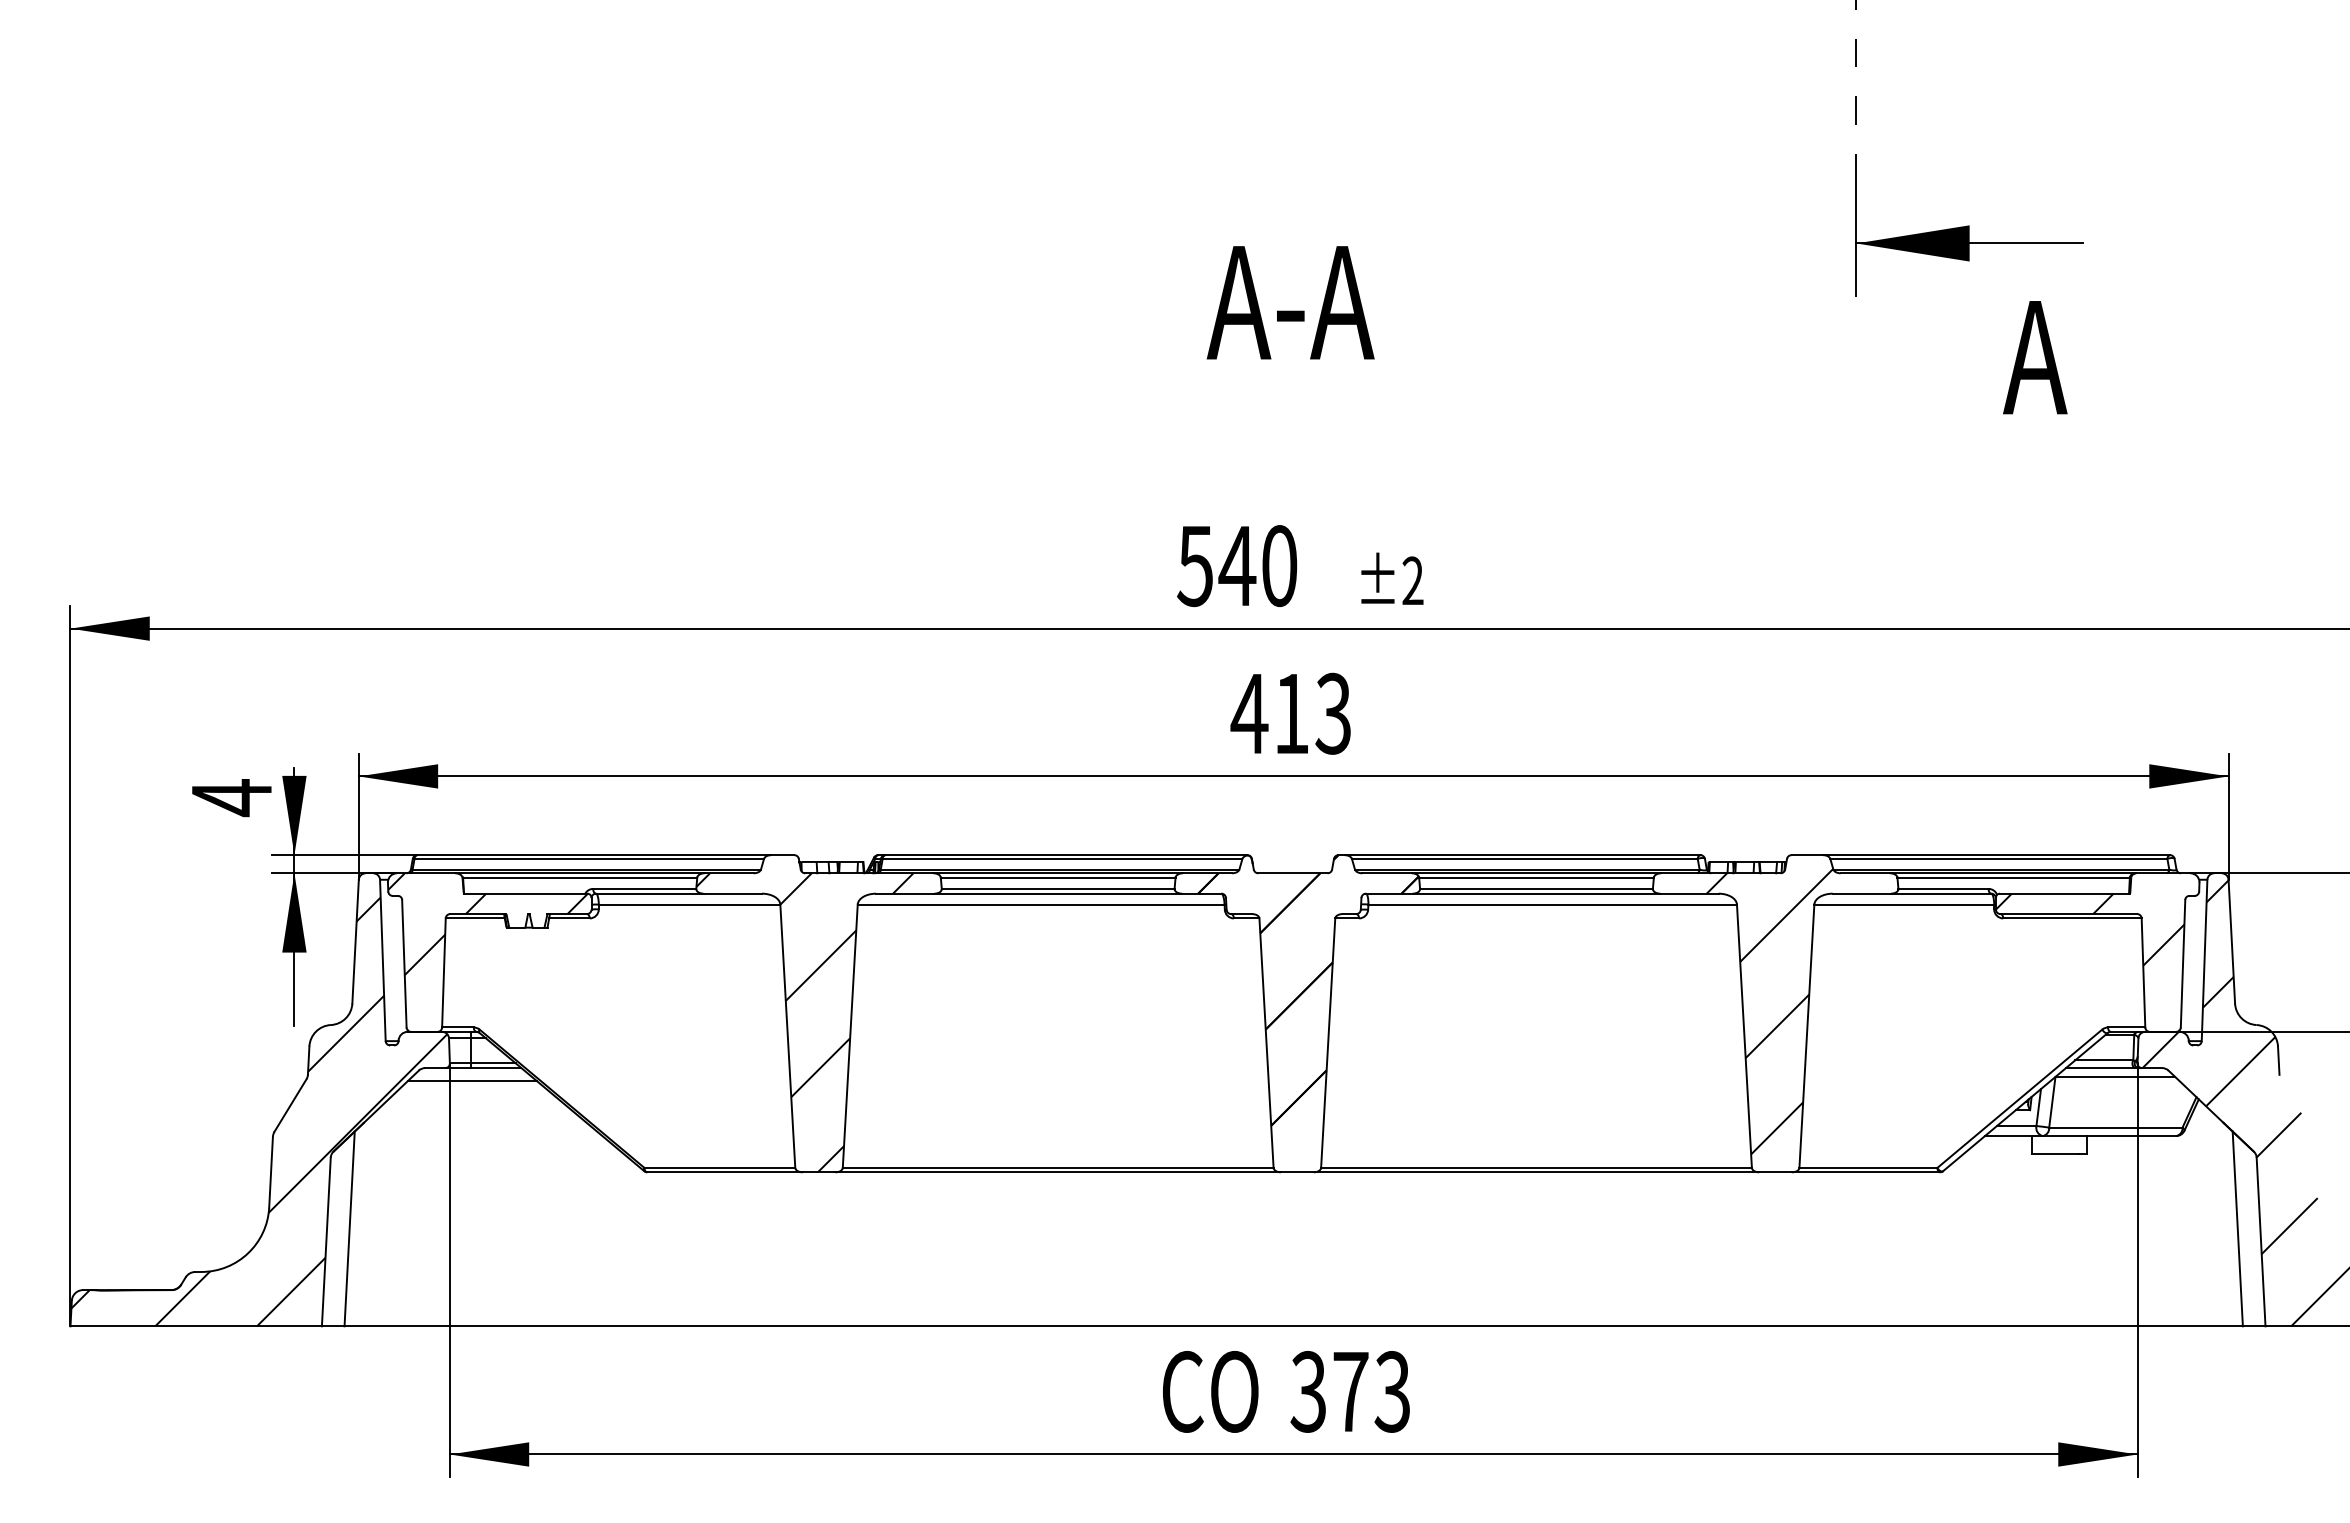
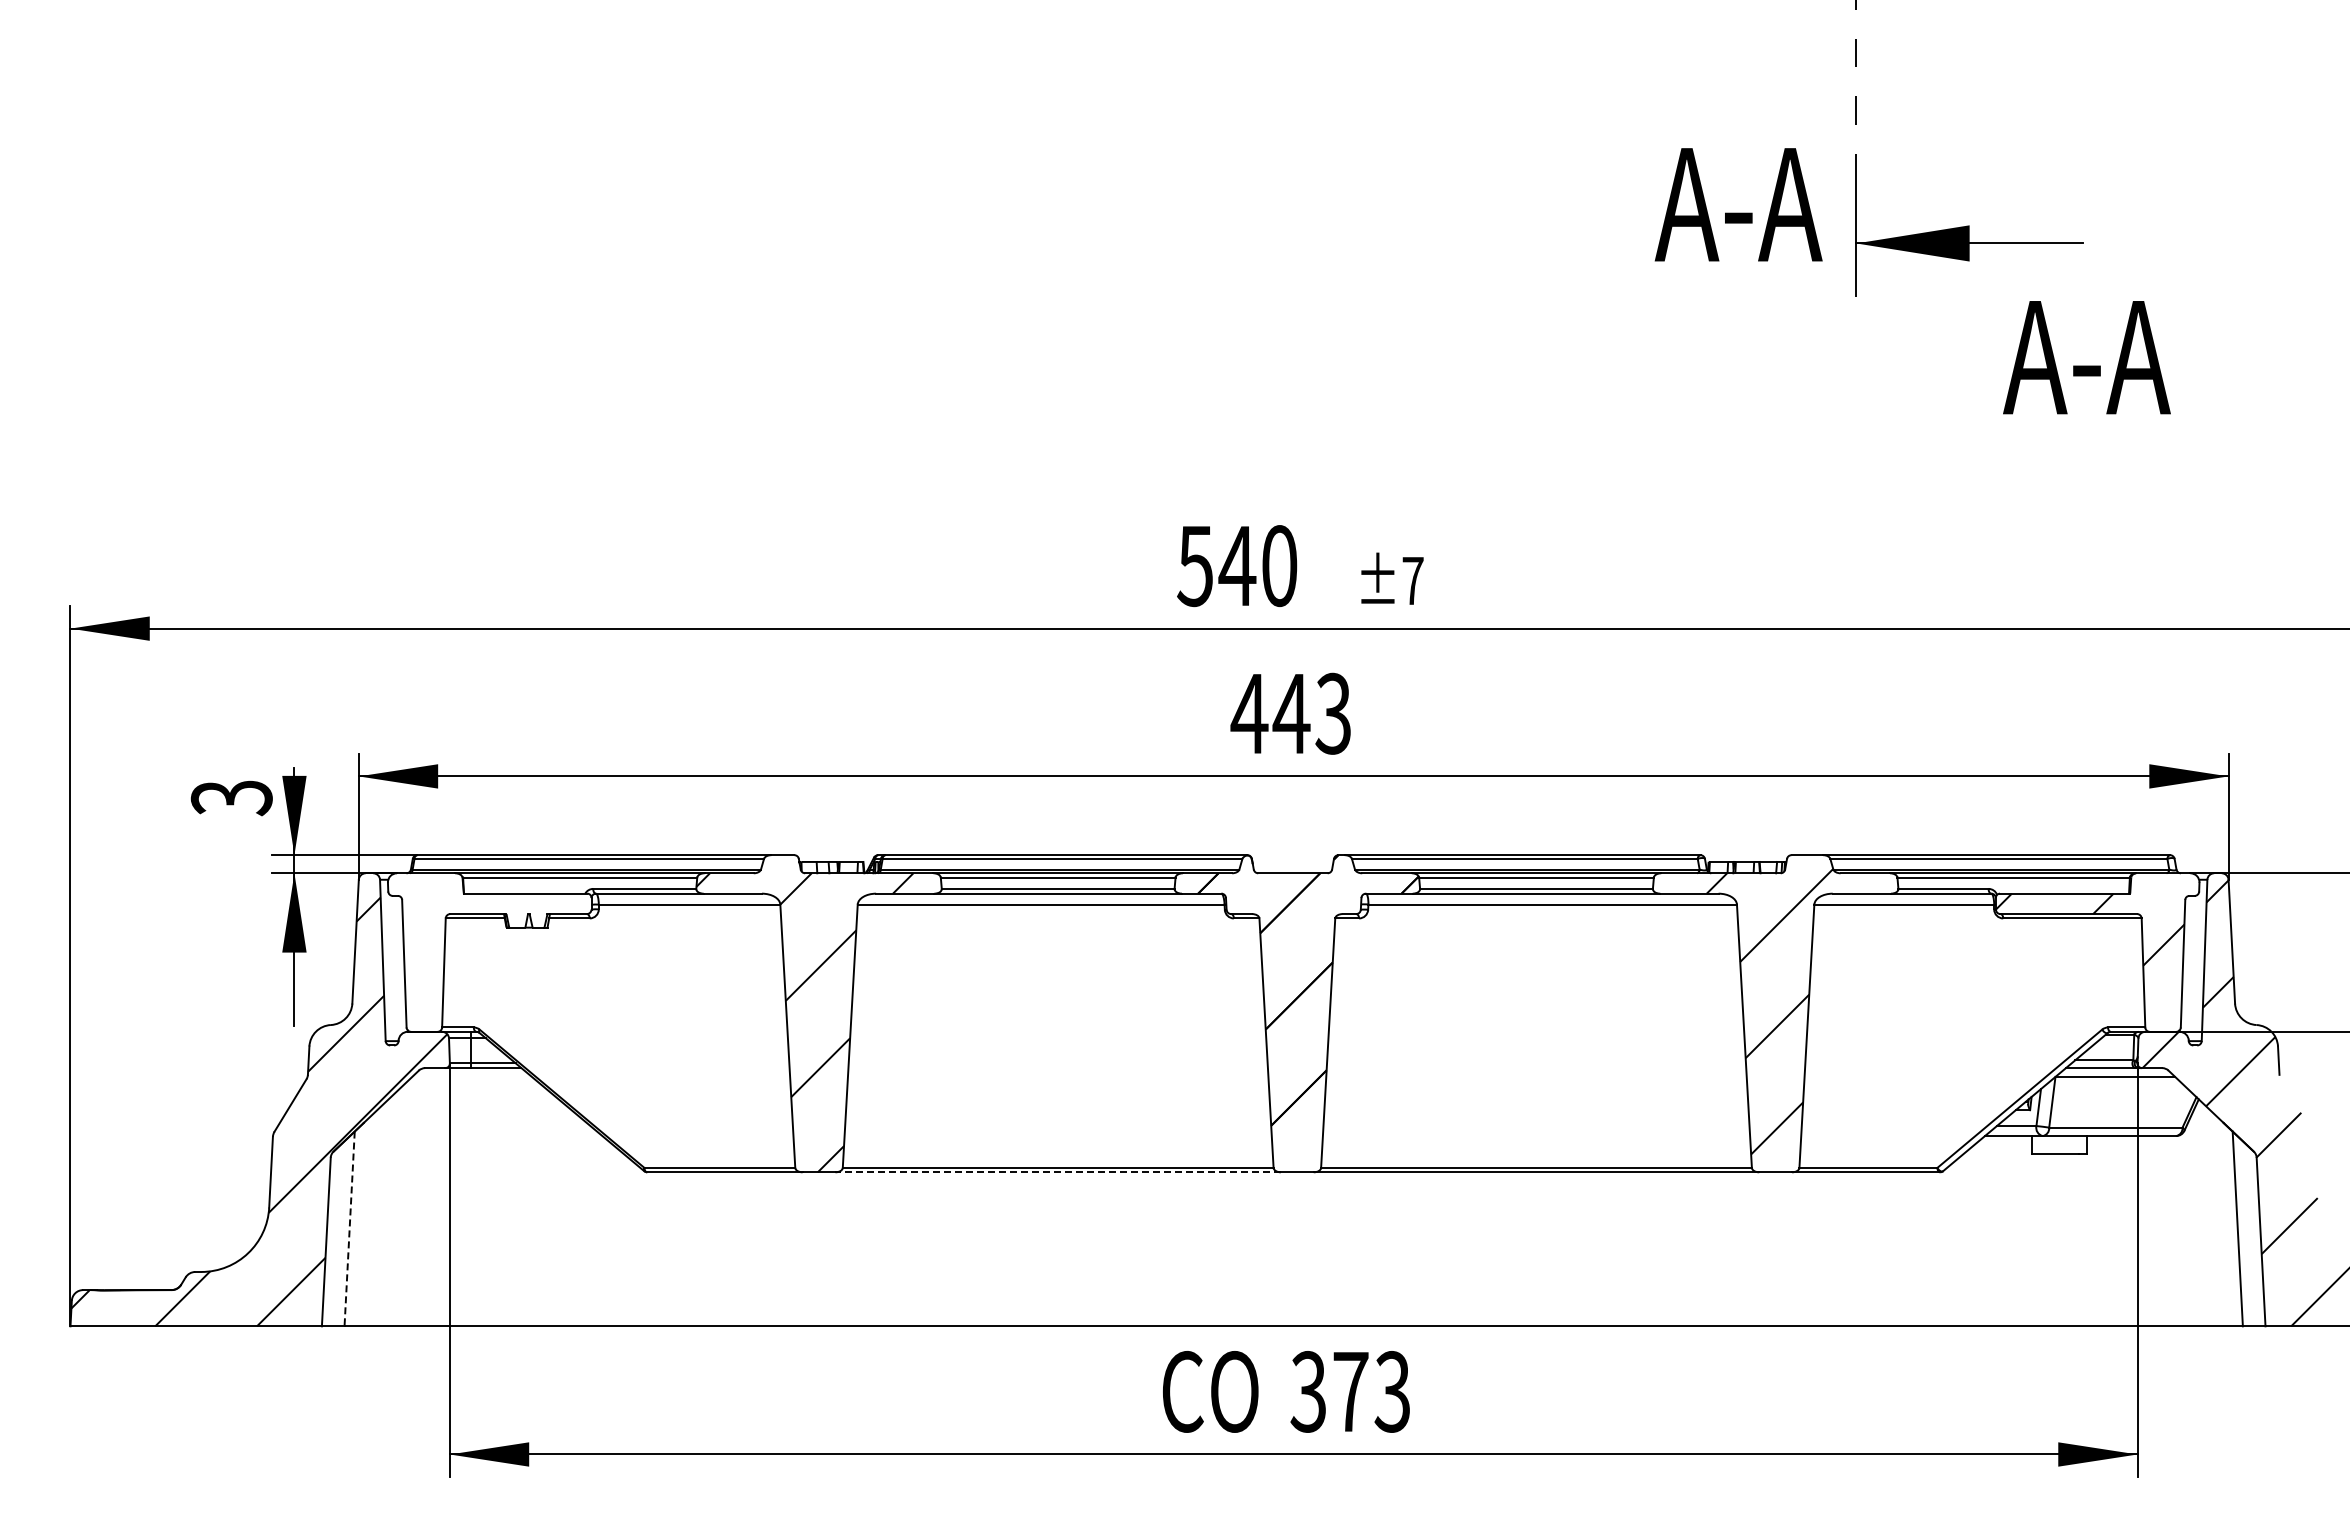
text position: (1290, 302) -> (1738, 204) (1738, 204)
text: A -> A-A (2121, 357)
text: ±2 -> ±7 (1412, 580)
text: 413 -> 443 (1291, 713)
text: 4 -> 3 (231, 798)
hatch: present -> none (487, 924)
line: present -> none (471, 1080)
line: solid -> dashed (1058, 1172)
line: solid -> dashed (349, 1228)
